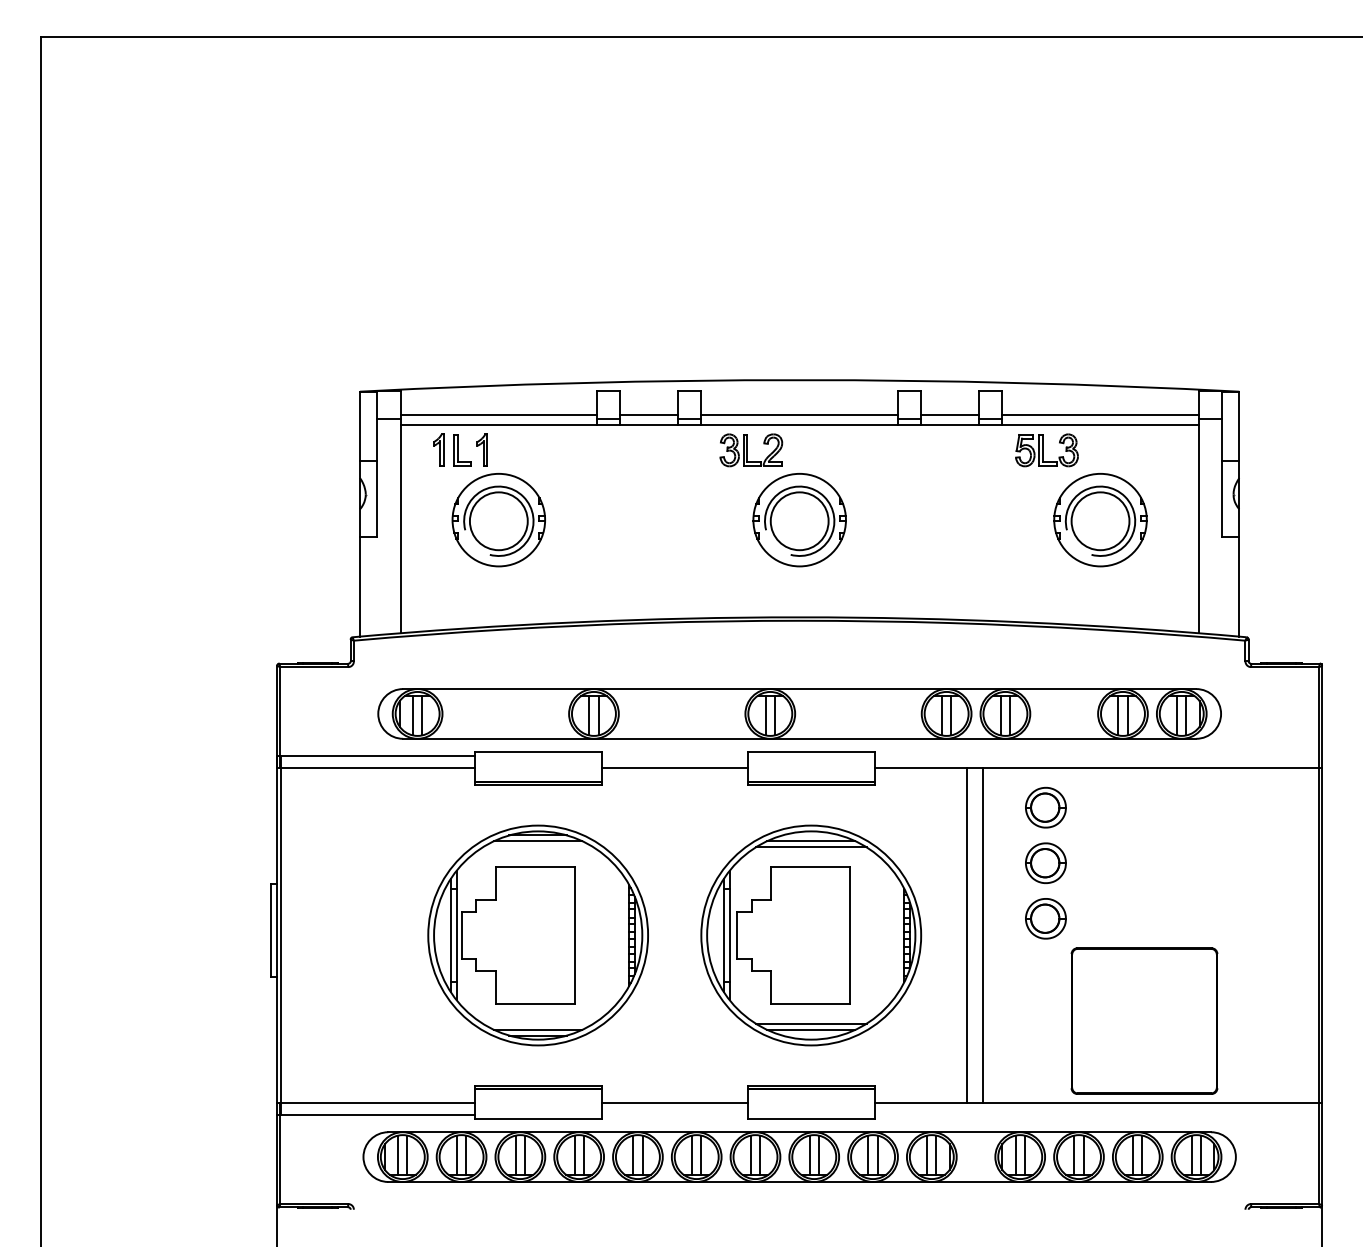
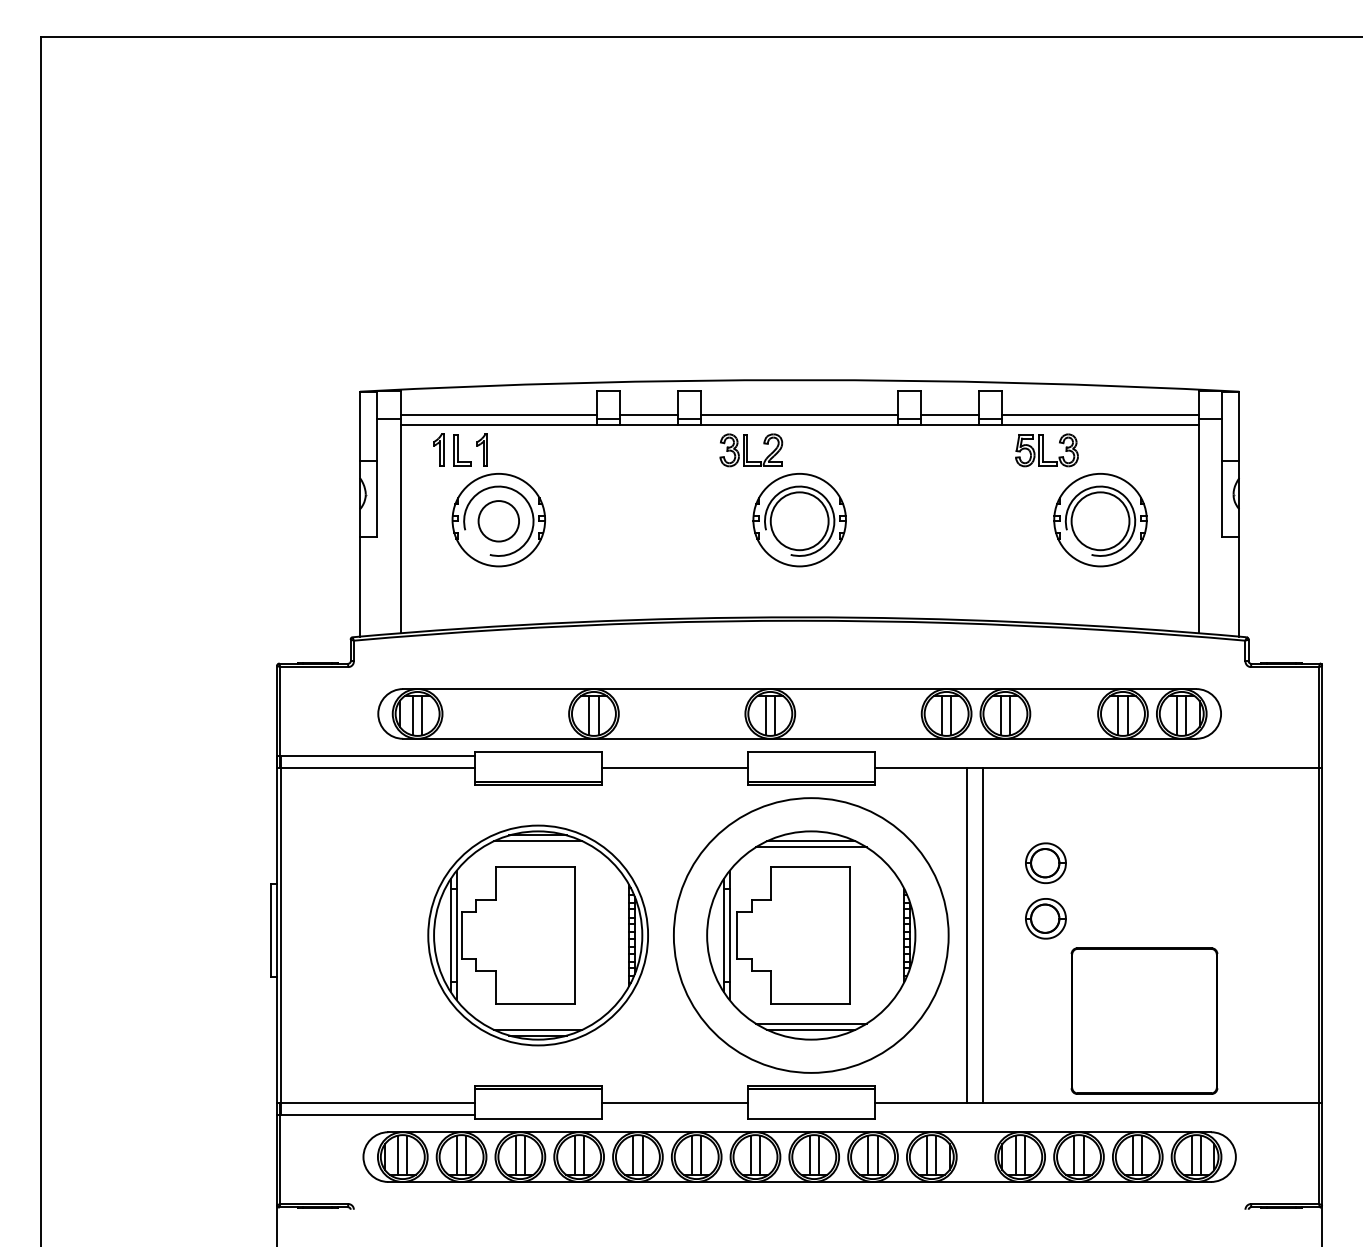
circle diameter: 58 px -> 40 px (498, 521)
part: present -> none (1045, 807)
circle diameter: 220 px -> 275 px (810, 935)
